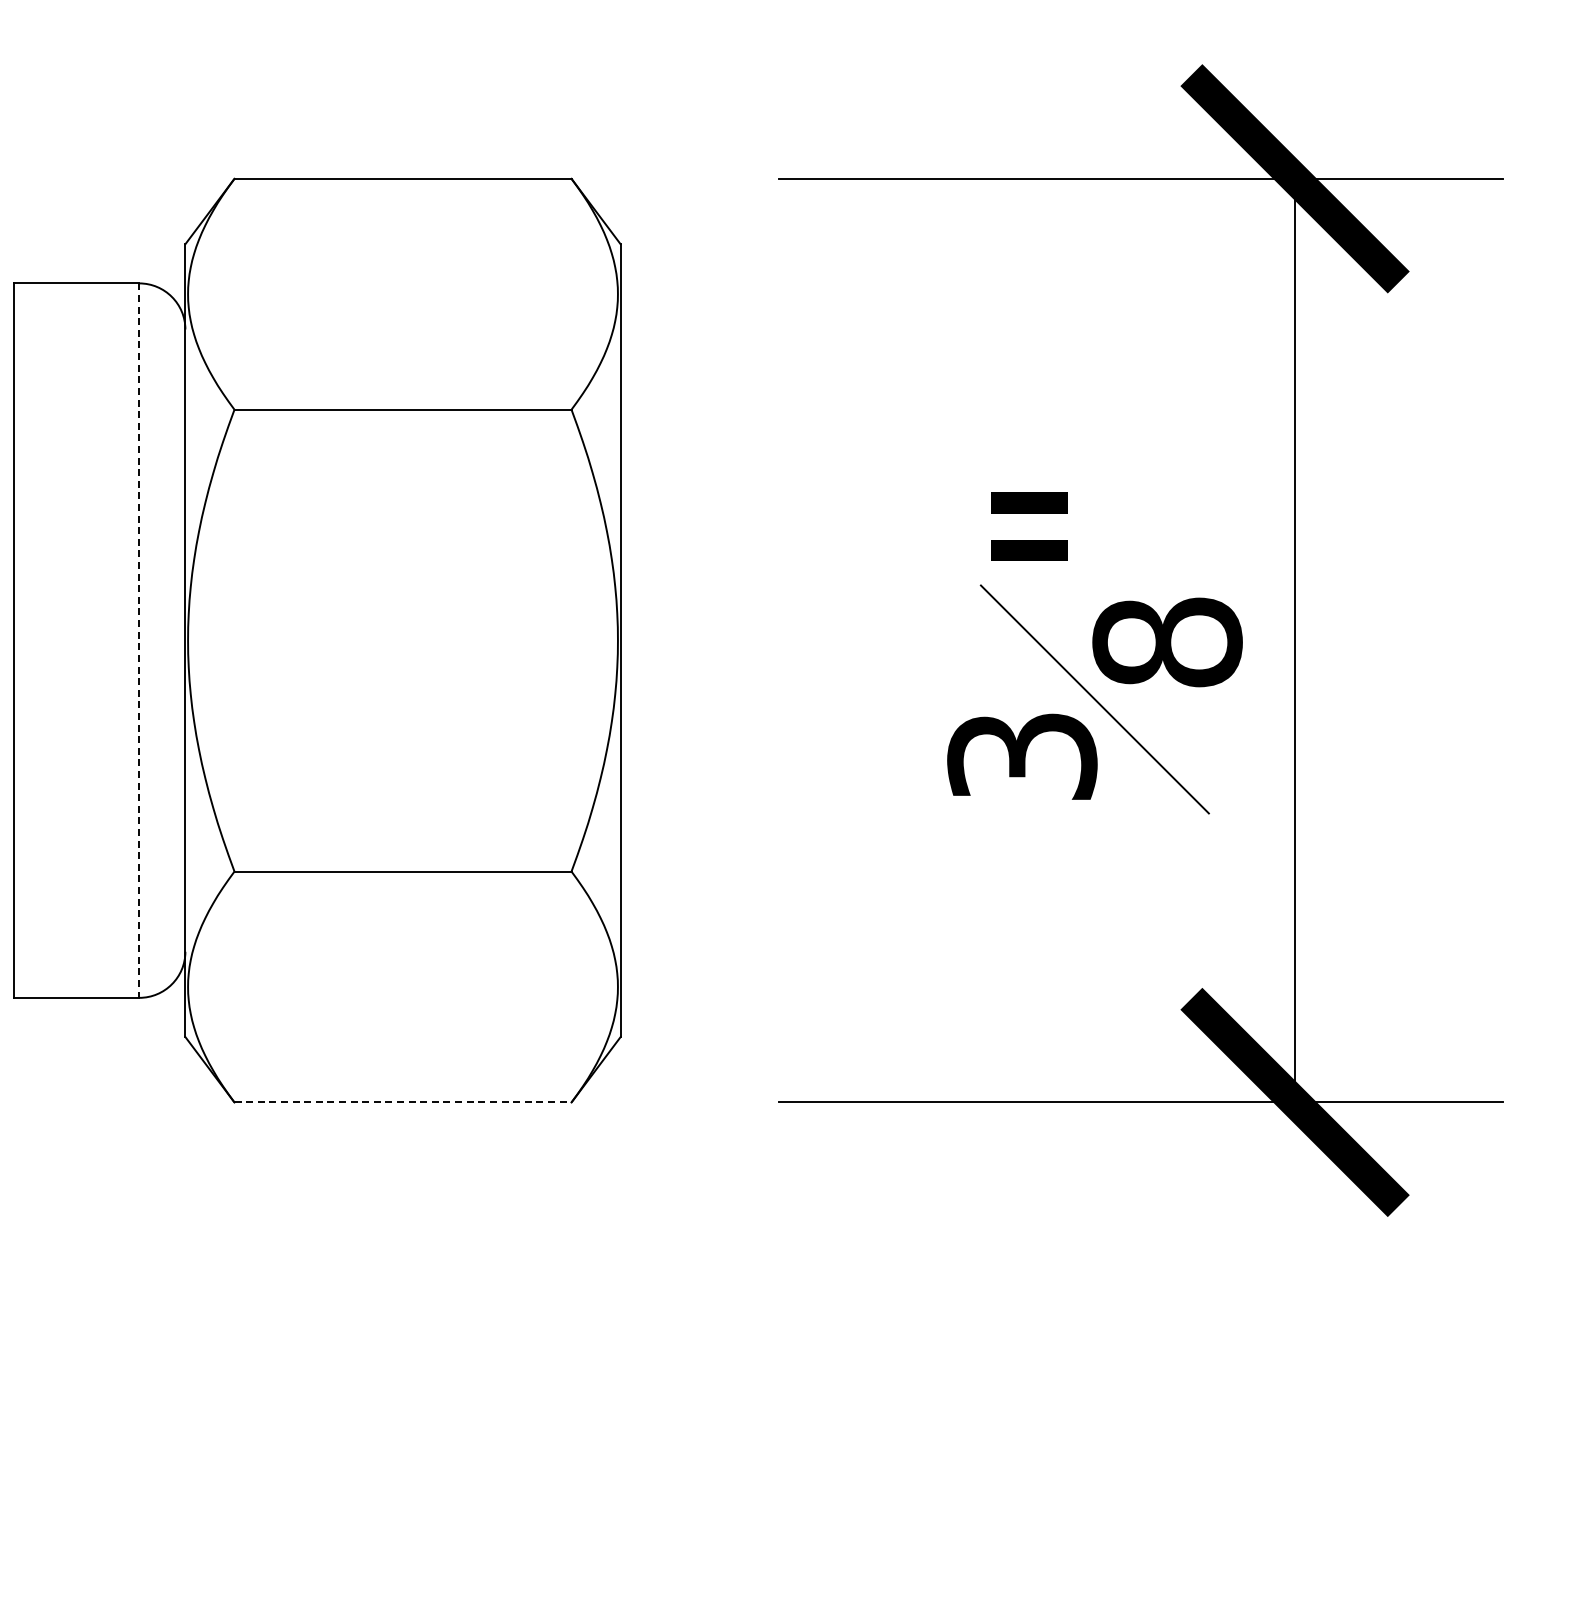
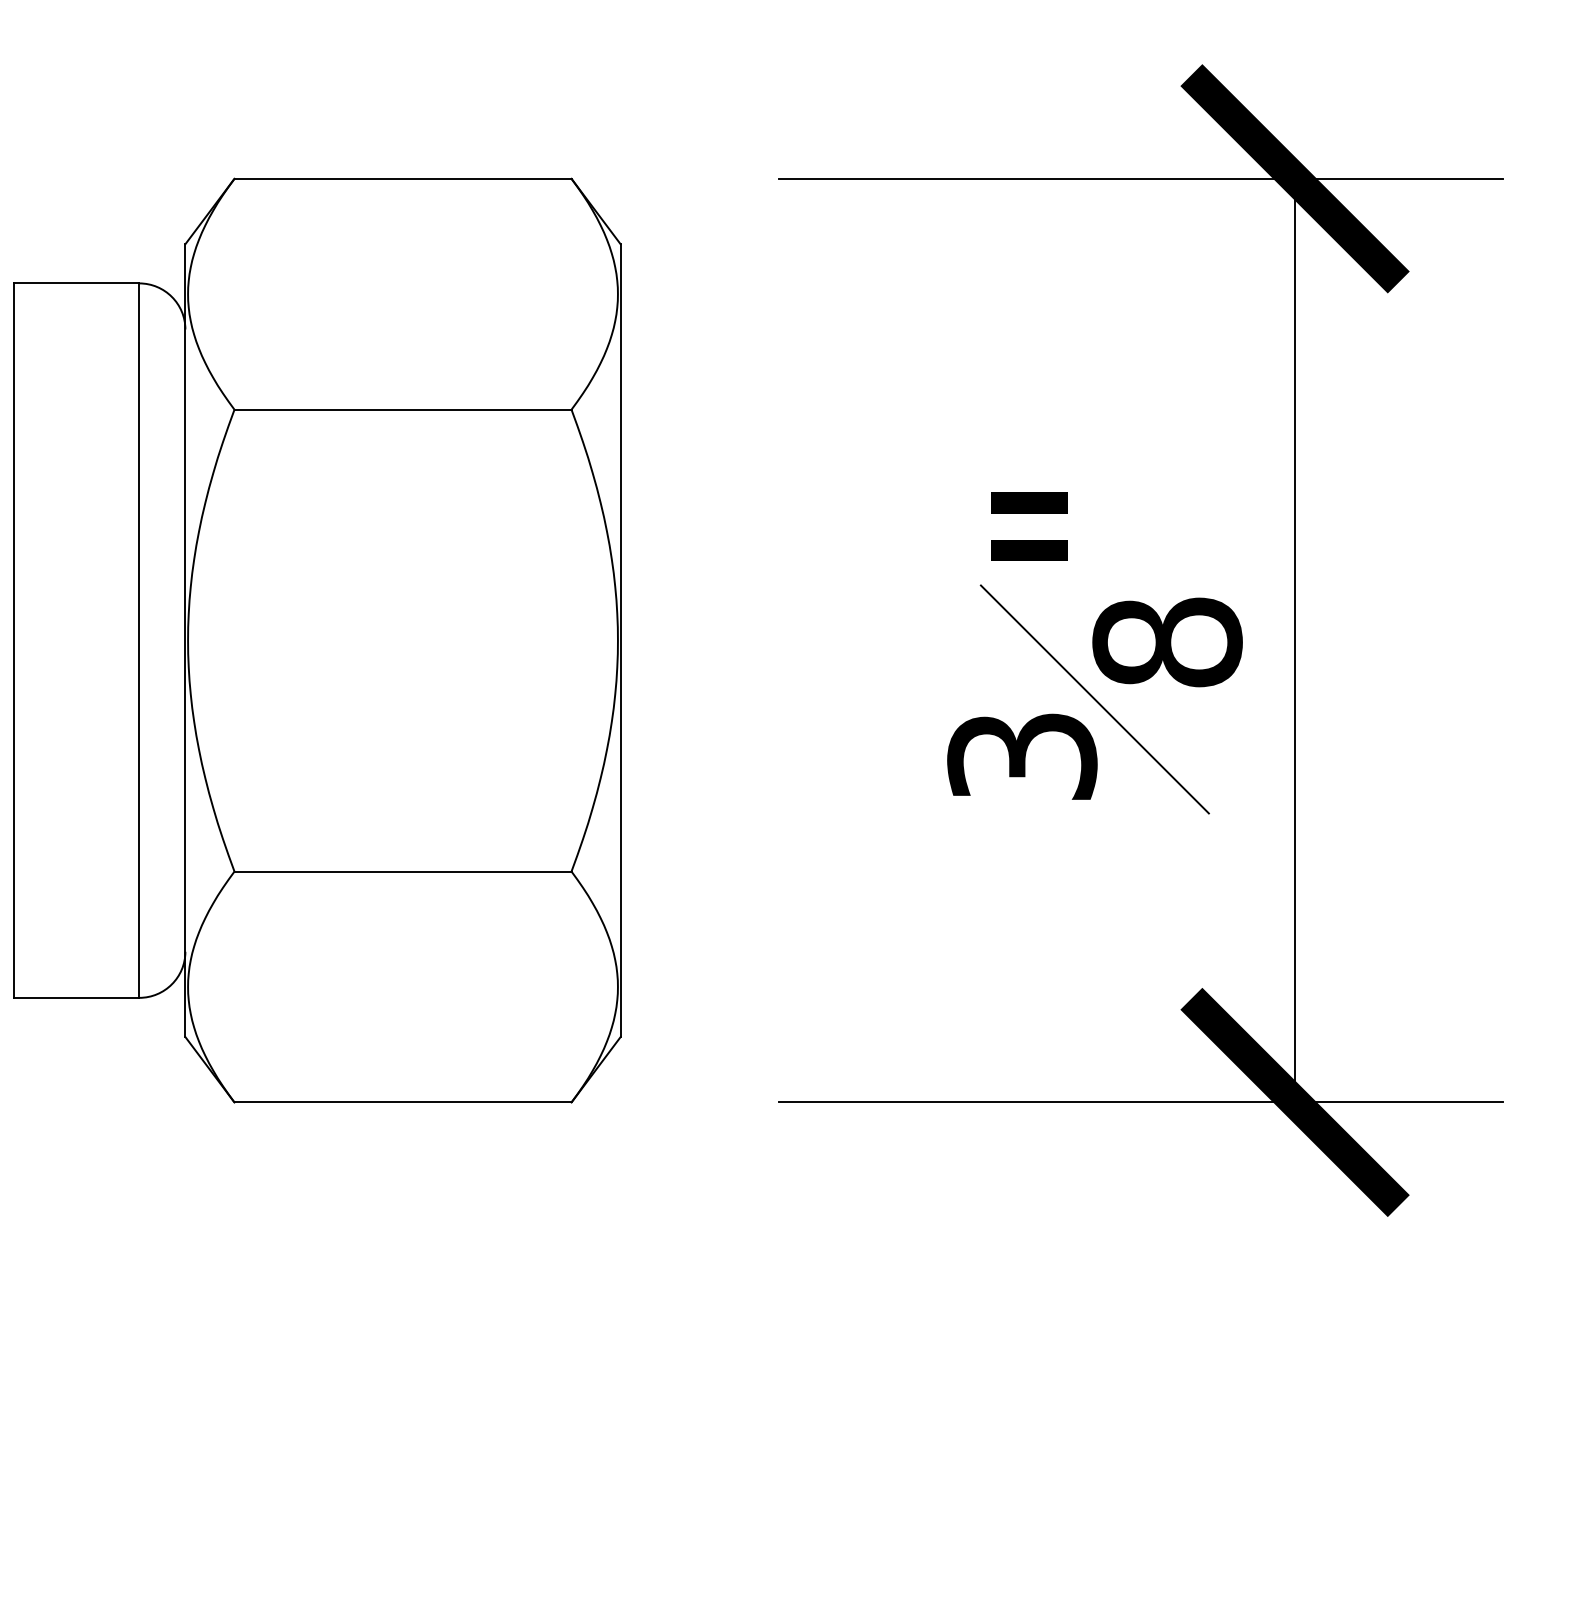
line: dashed -> solid (139, 641)
line: dashed -> solid (403, 1102)
